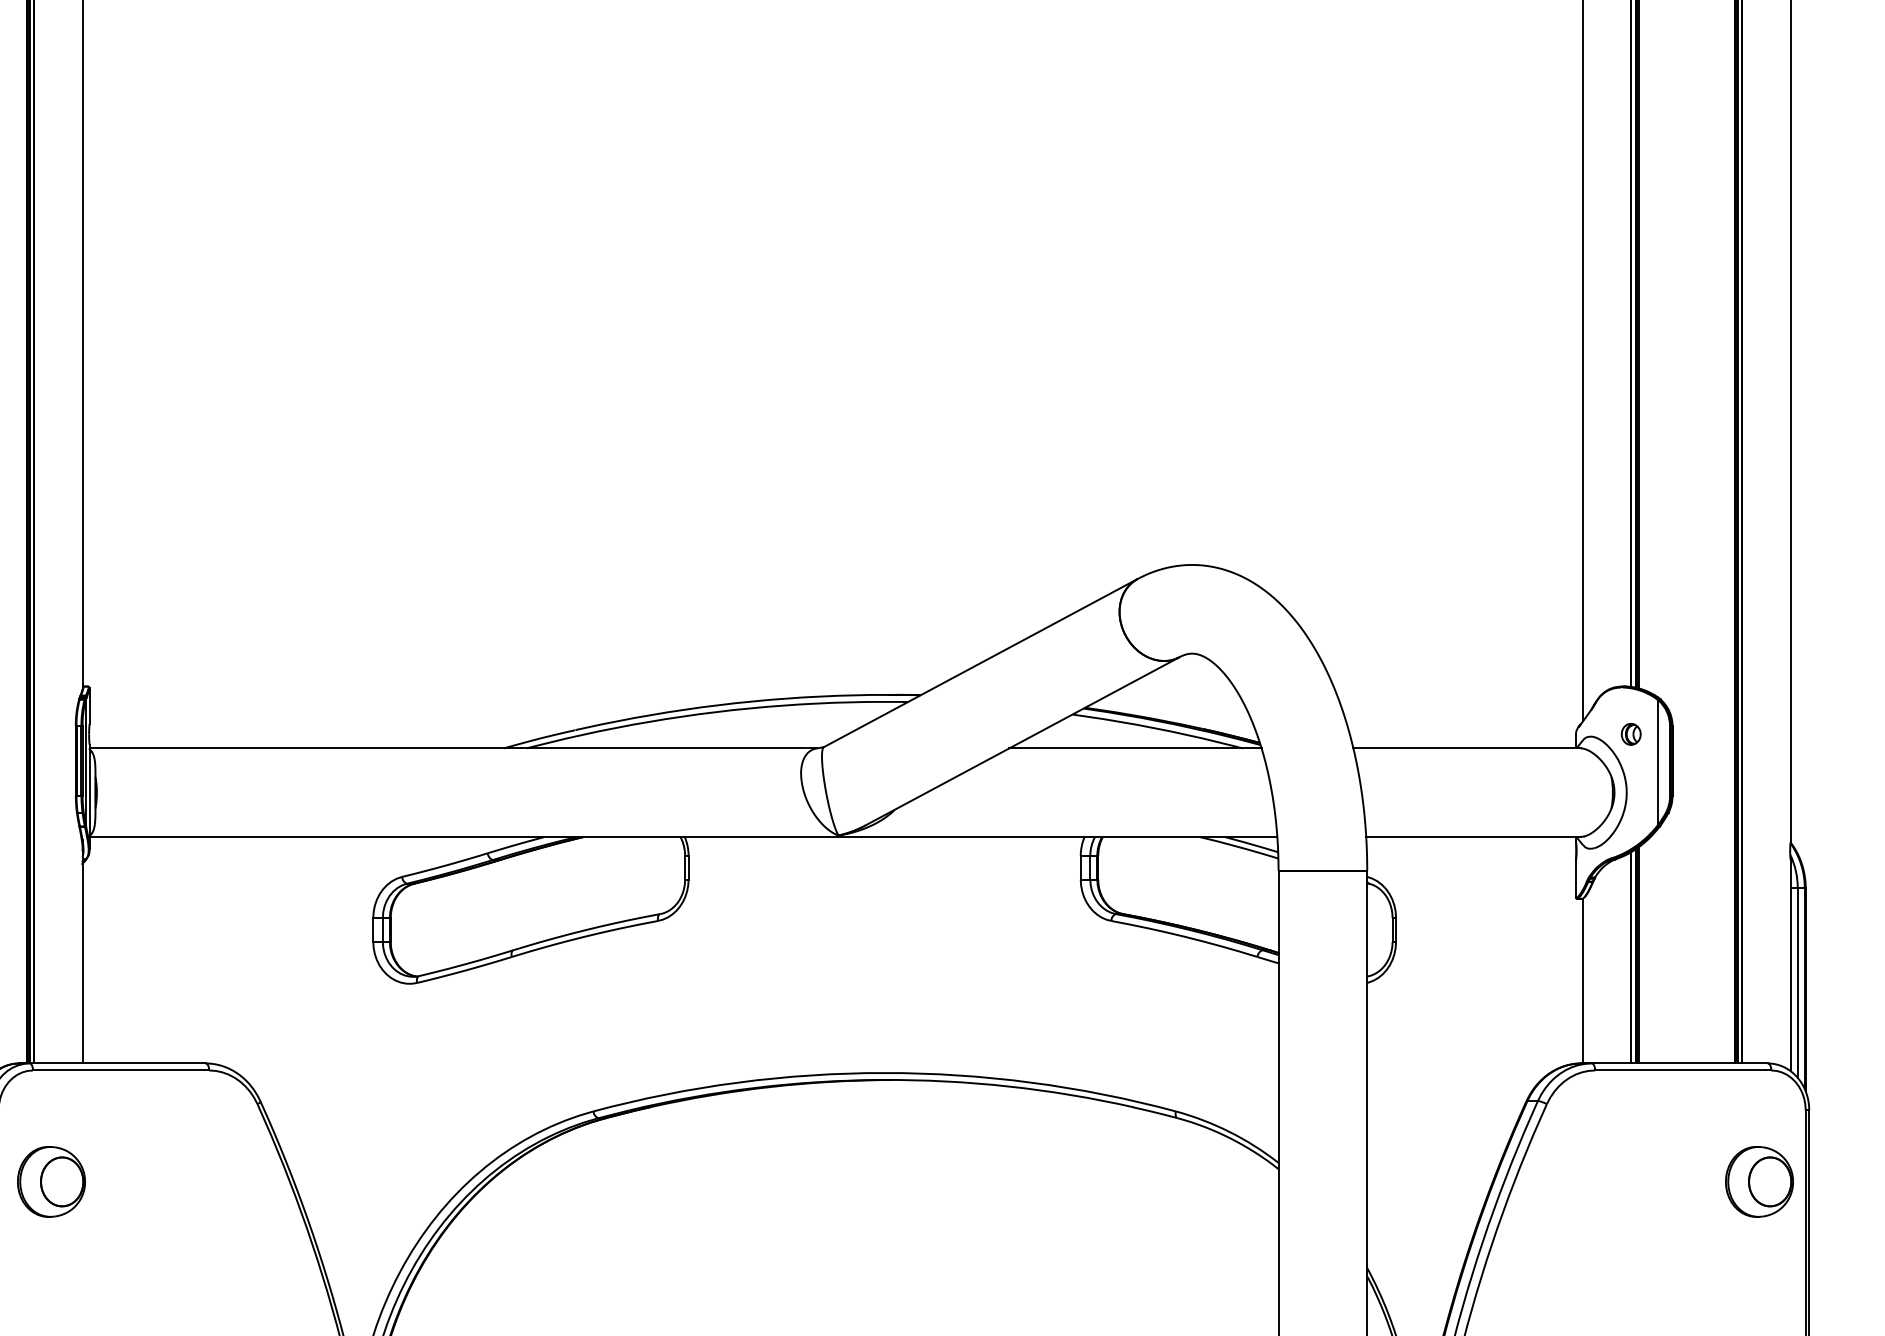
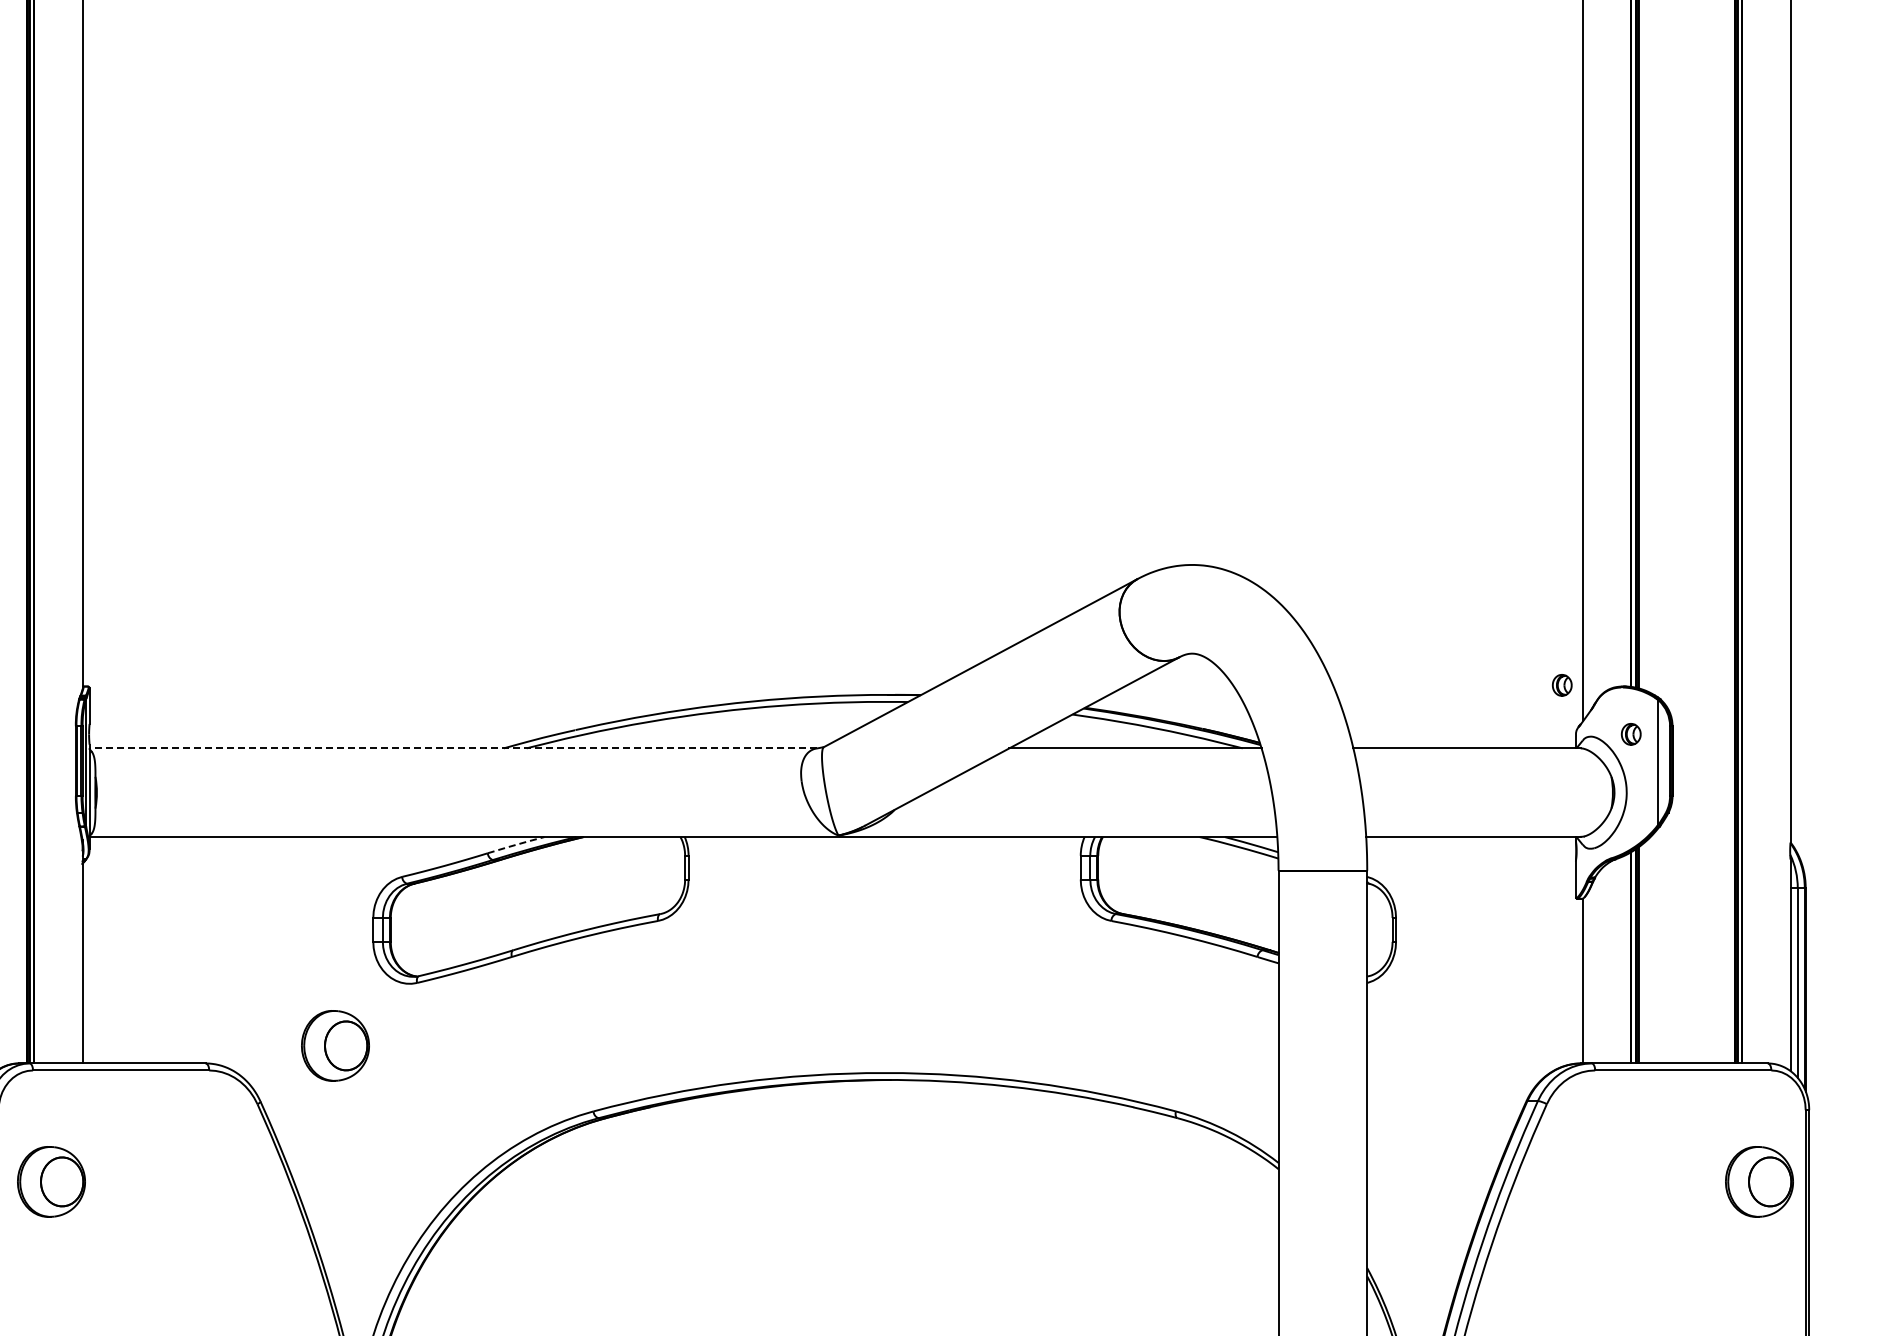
part: none -> present (1561, 685)
line: solid -> dashed (453, 748)
line: solid -> dashed (515, 844)
part: none -> present (335, 1045)
